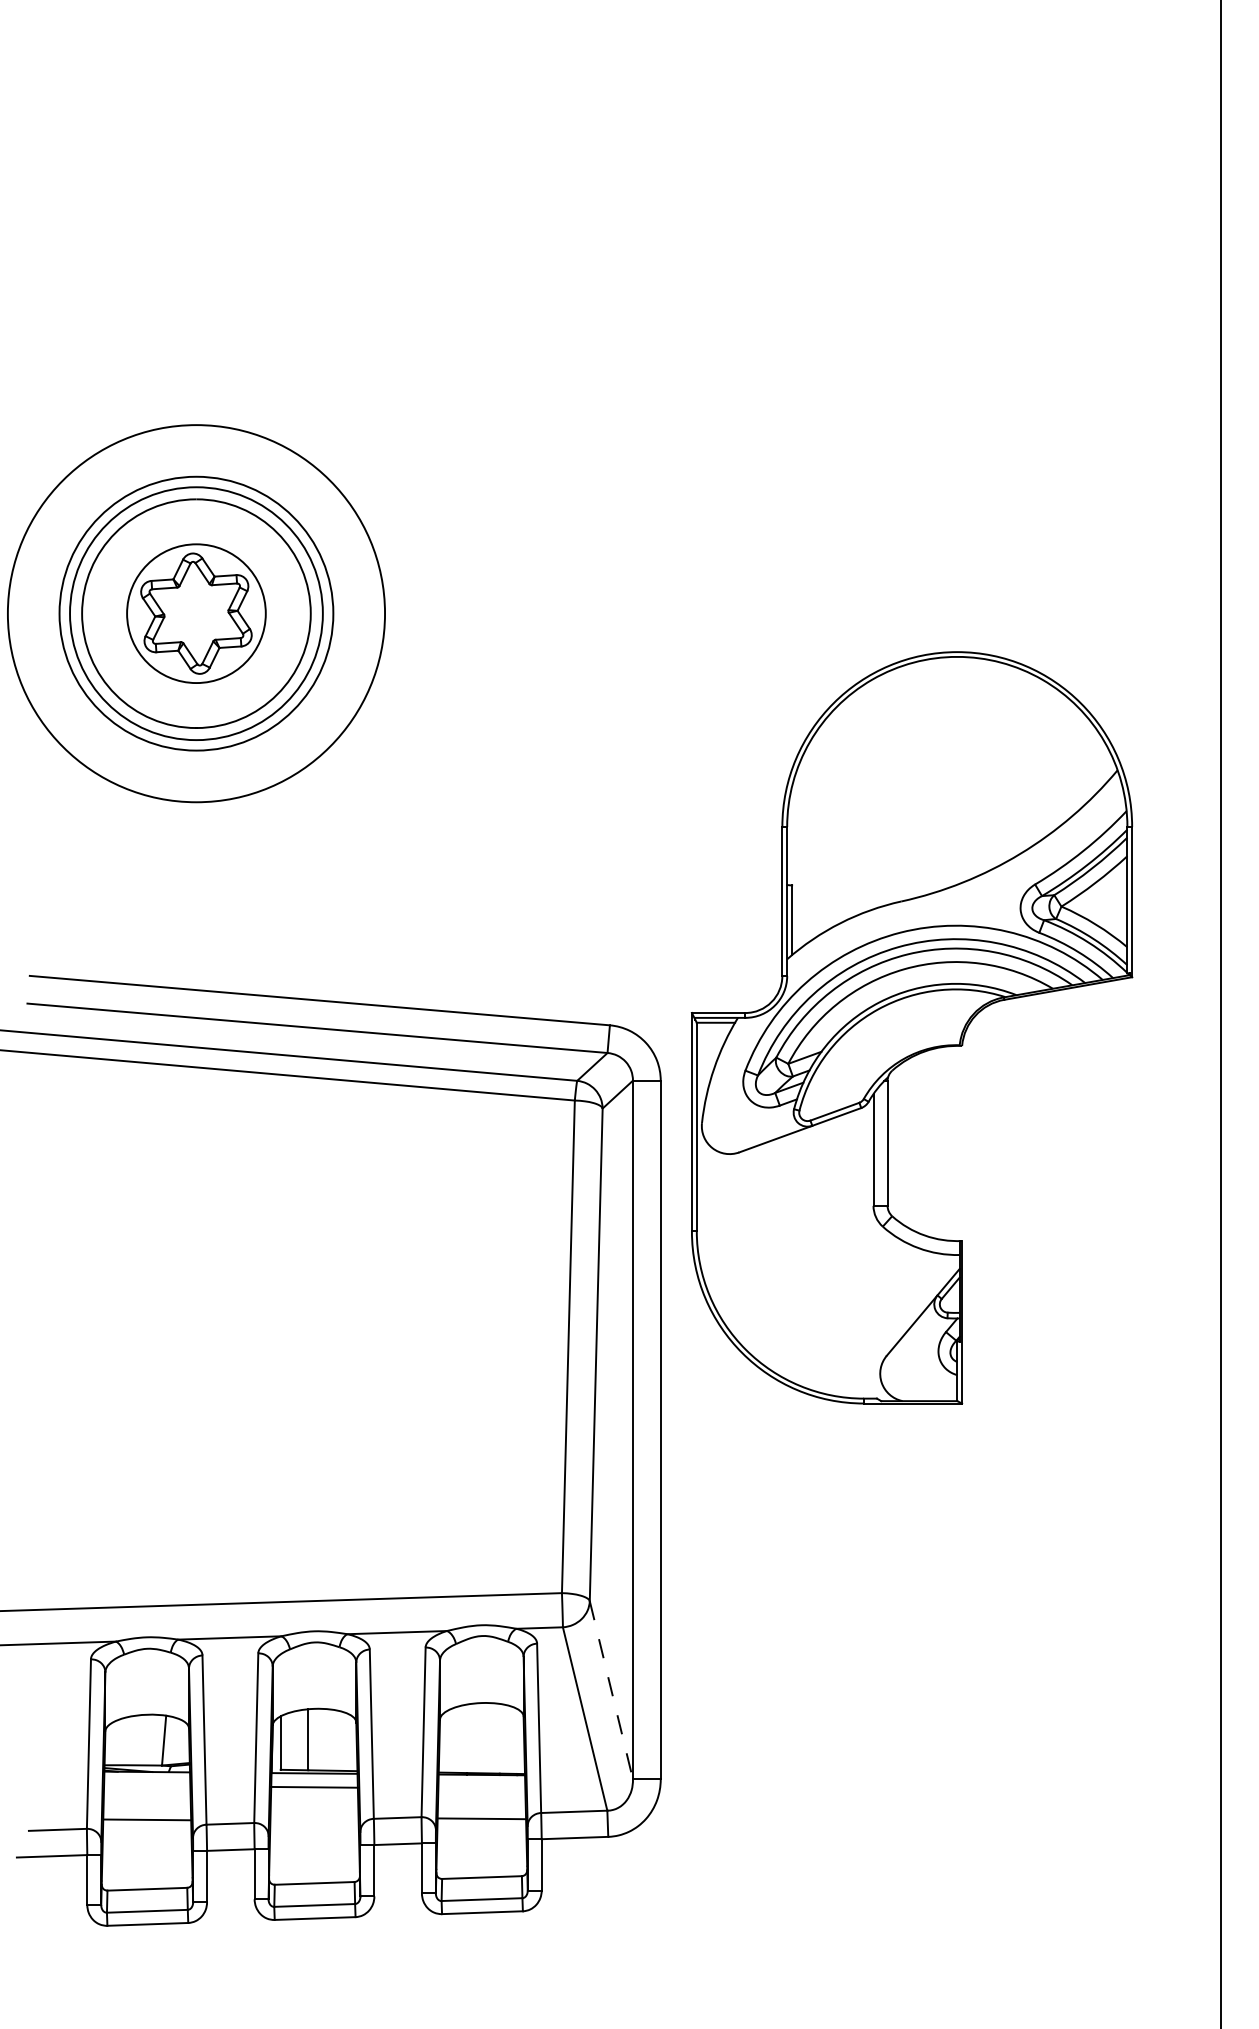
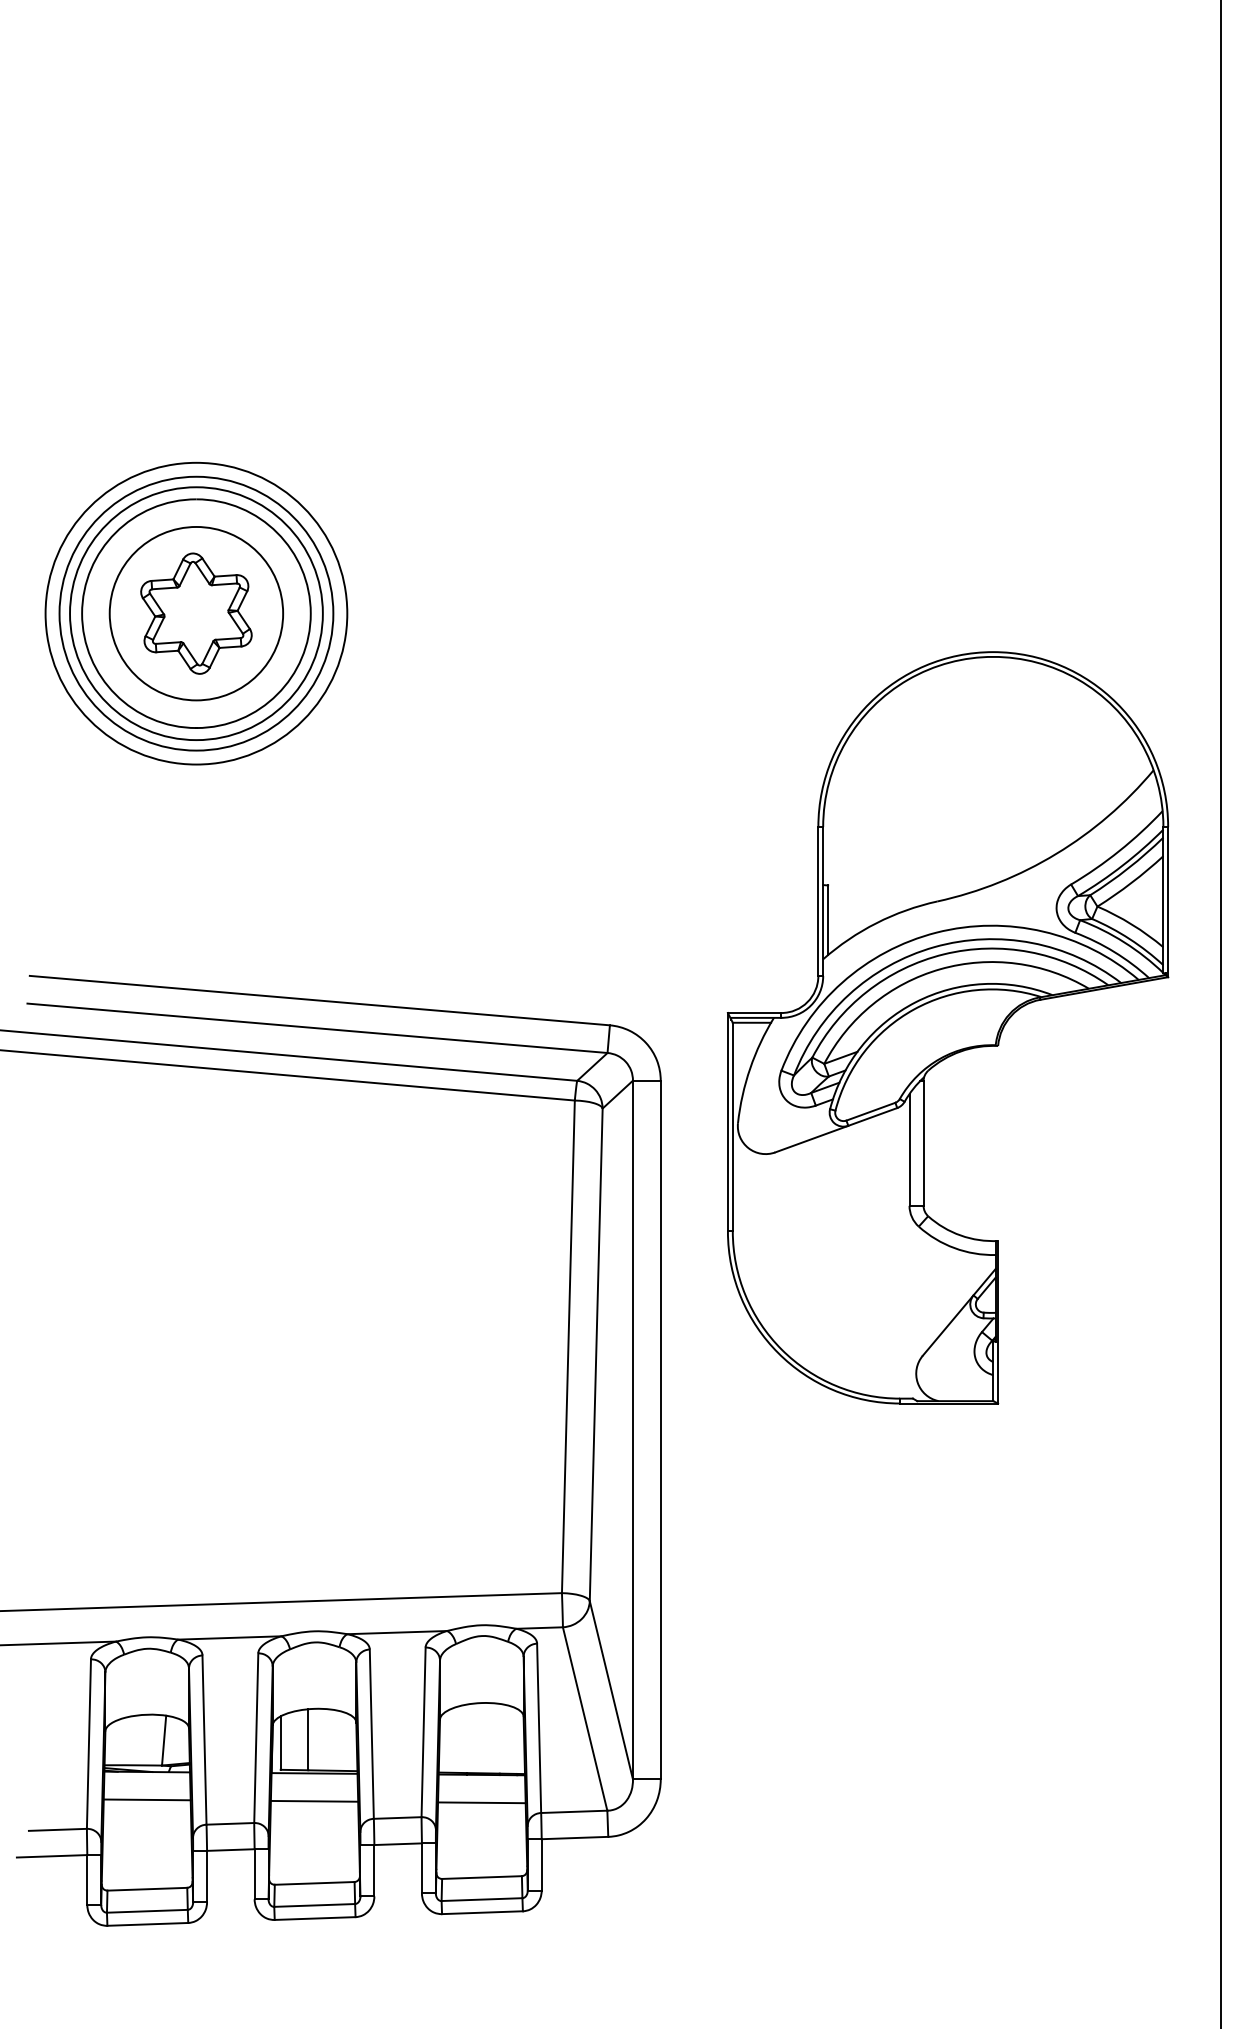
circle diameter: 139 px -> 173 px (196, 613)
circle diameter: 377 px -> 302 px (196, 613)
part position: (911, 1027) -> (947, 1027) (947, 1027)
line: dashed -> solid (611, 1690)
line position: (314, 1786) -> (314, 1800) (314, 1800)
line position: (481, 1818) -> (481, 1802) (481, 1802)
line position: (146, 1819) -> (146, 1799) (146, 1799)
